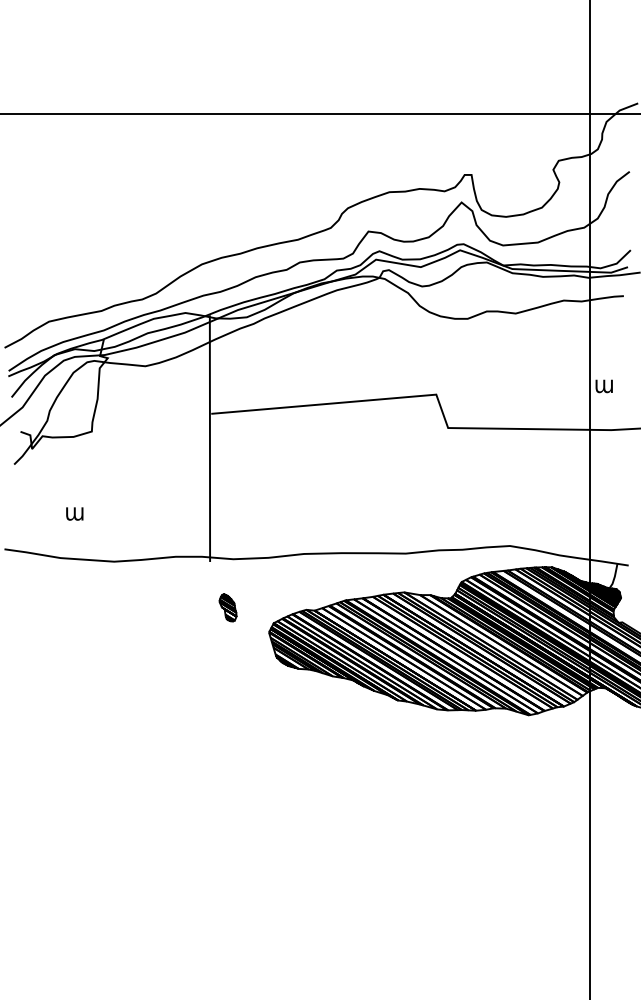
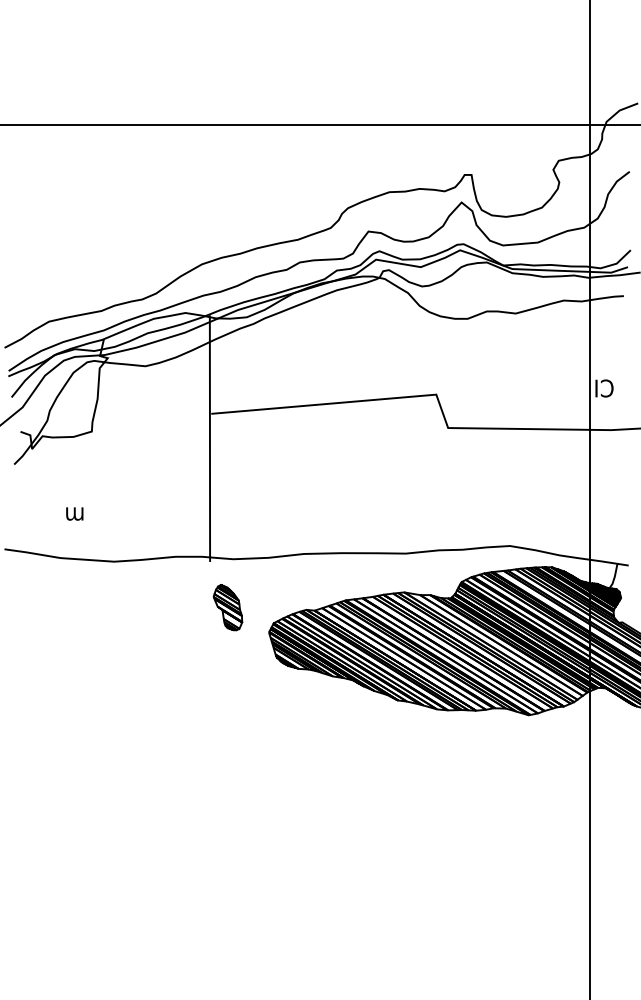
line position: (319, 113) -> (319, 124) (319, 124)
text: m -> CI (604, 388)
part size: 20x30 px -> 32x48 px (227, 607)
